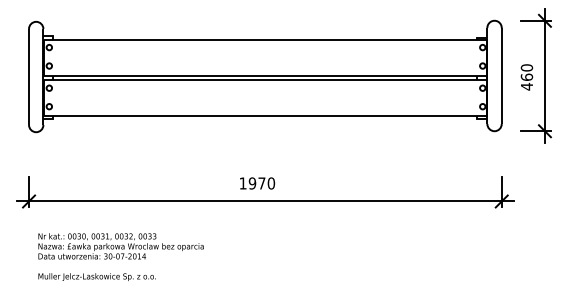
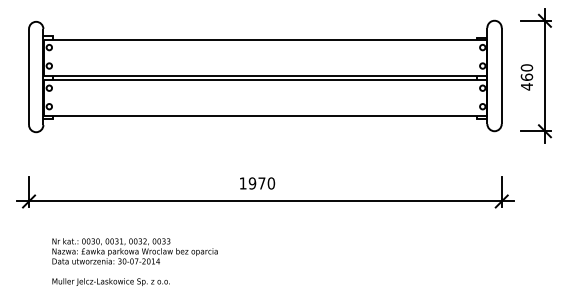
text position: (120, 256) -> (134, 261) (134, 261)
